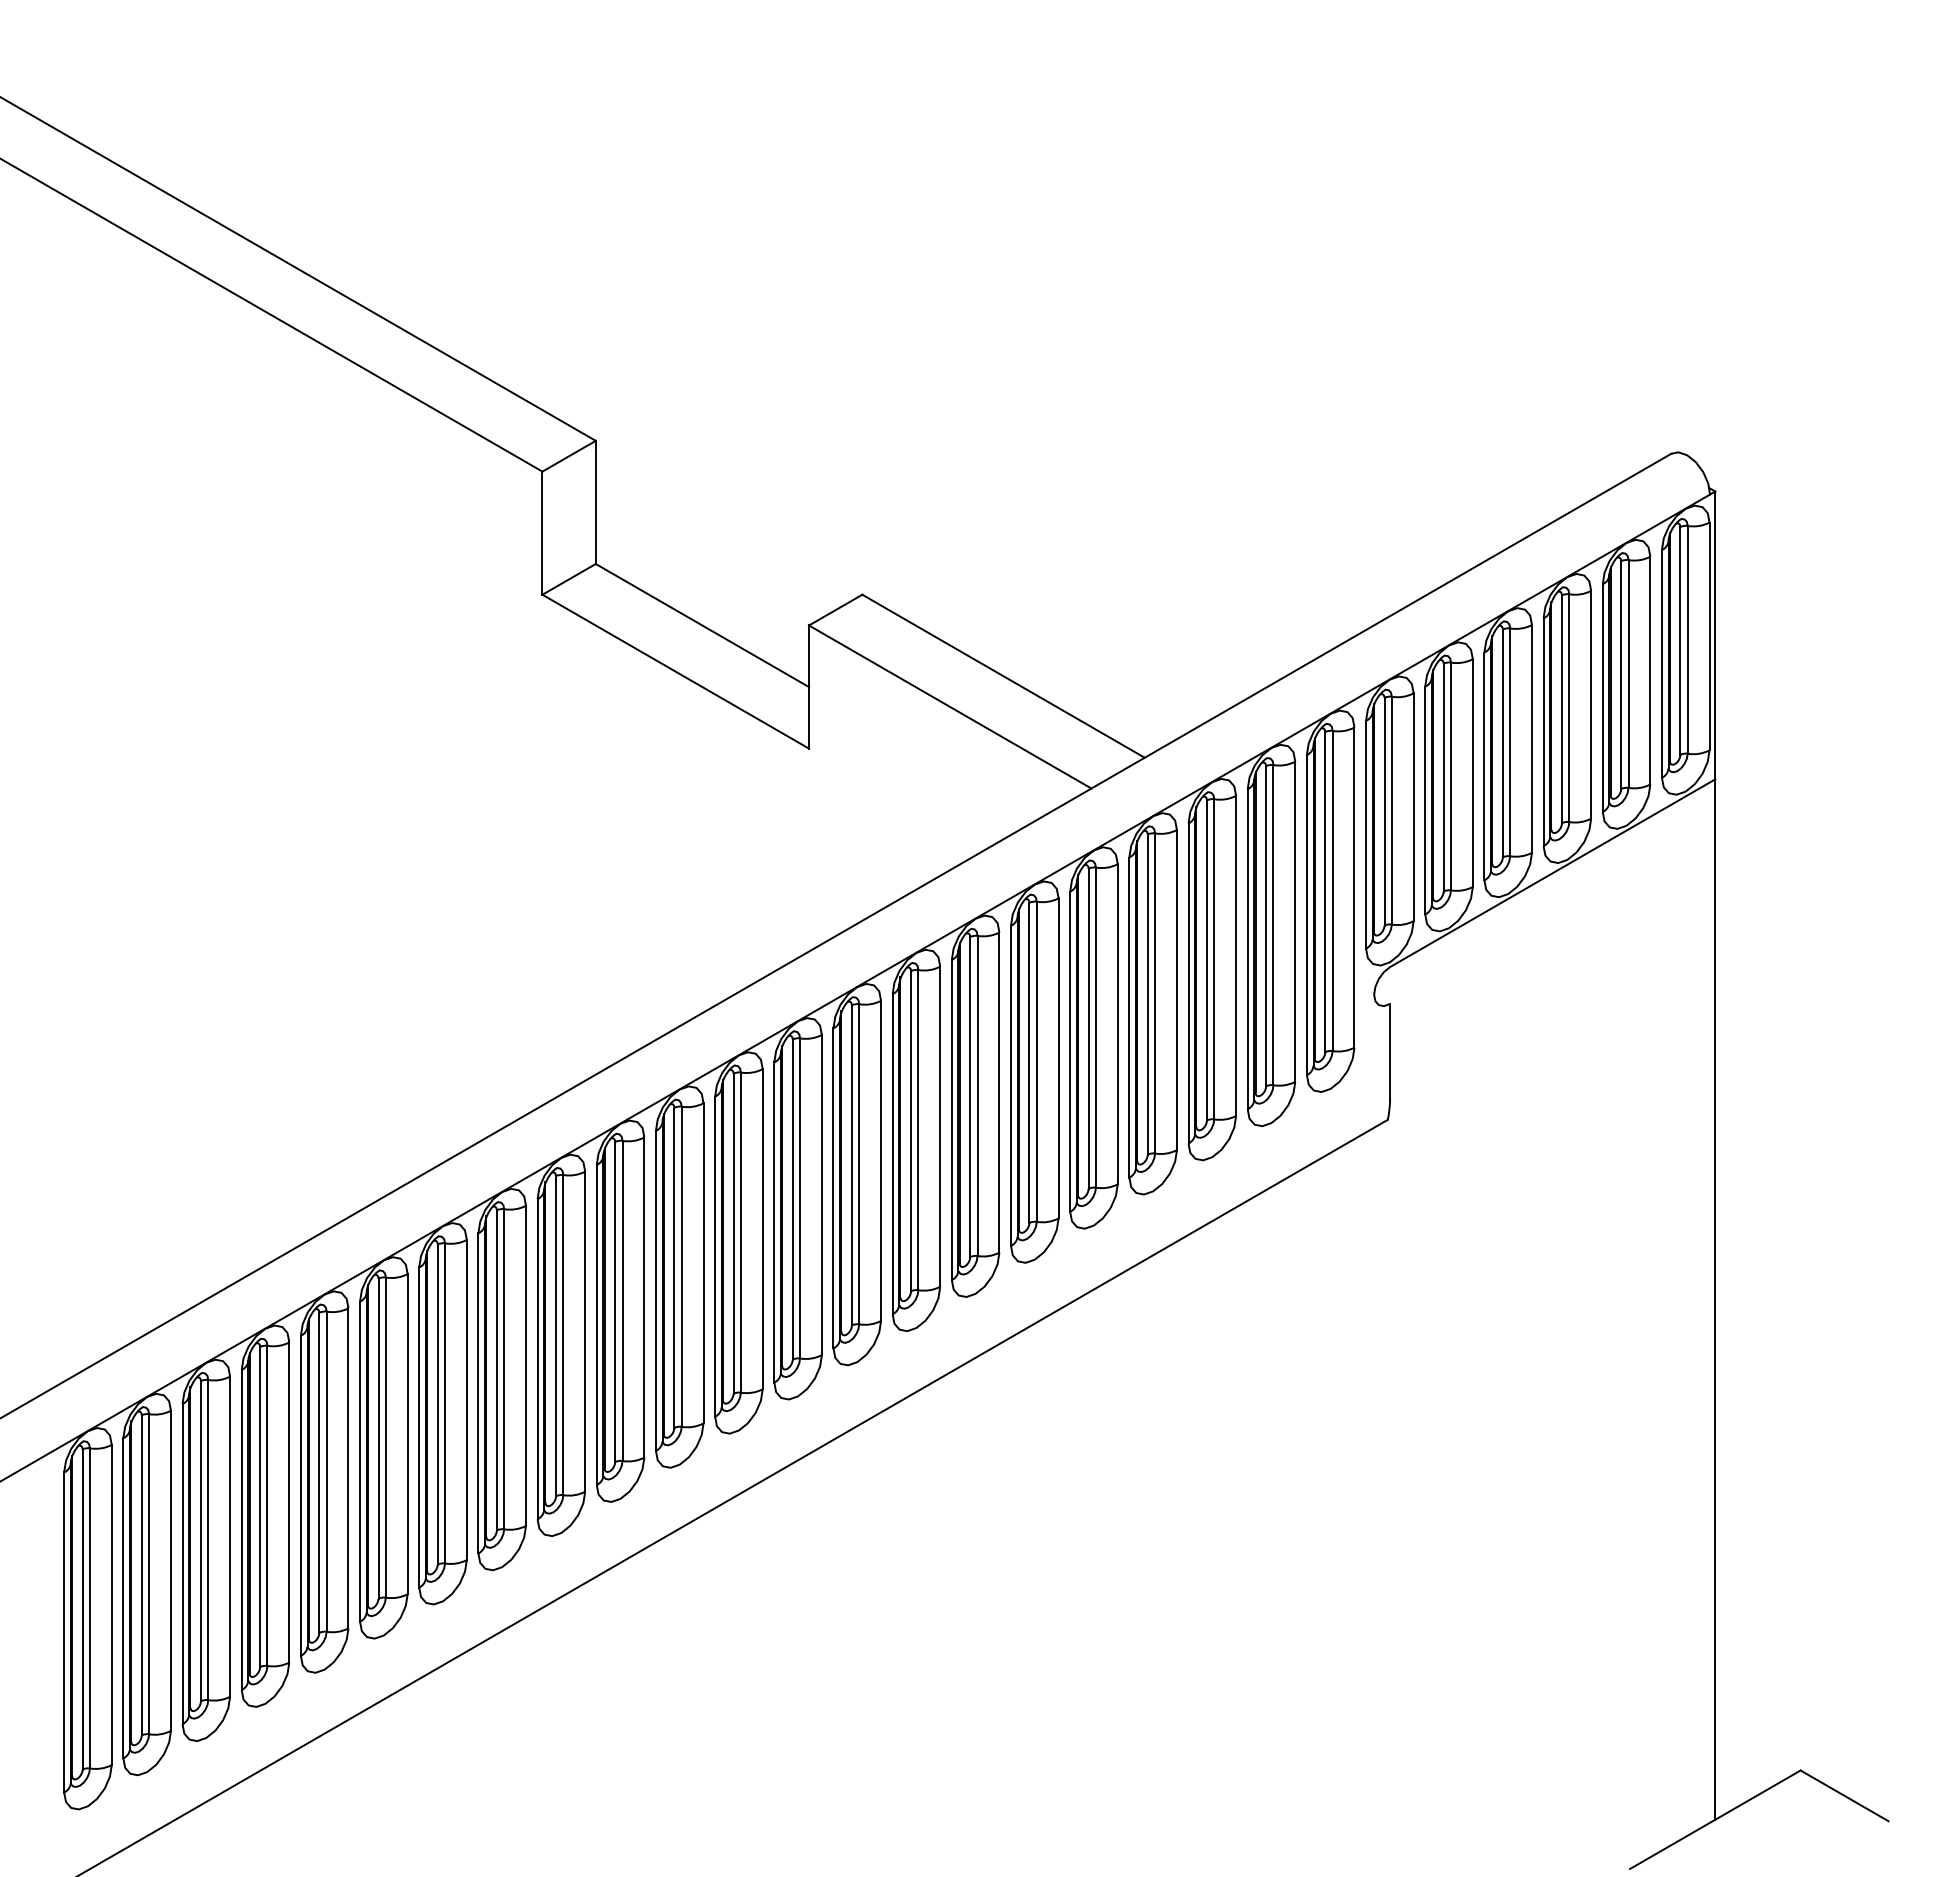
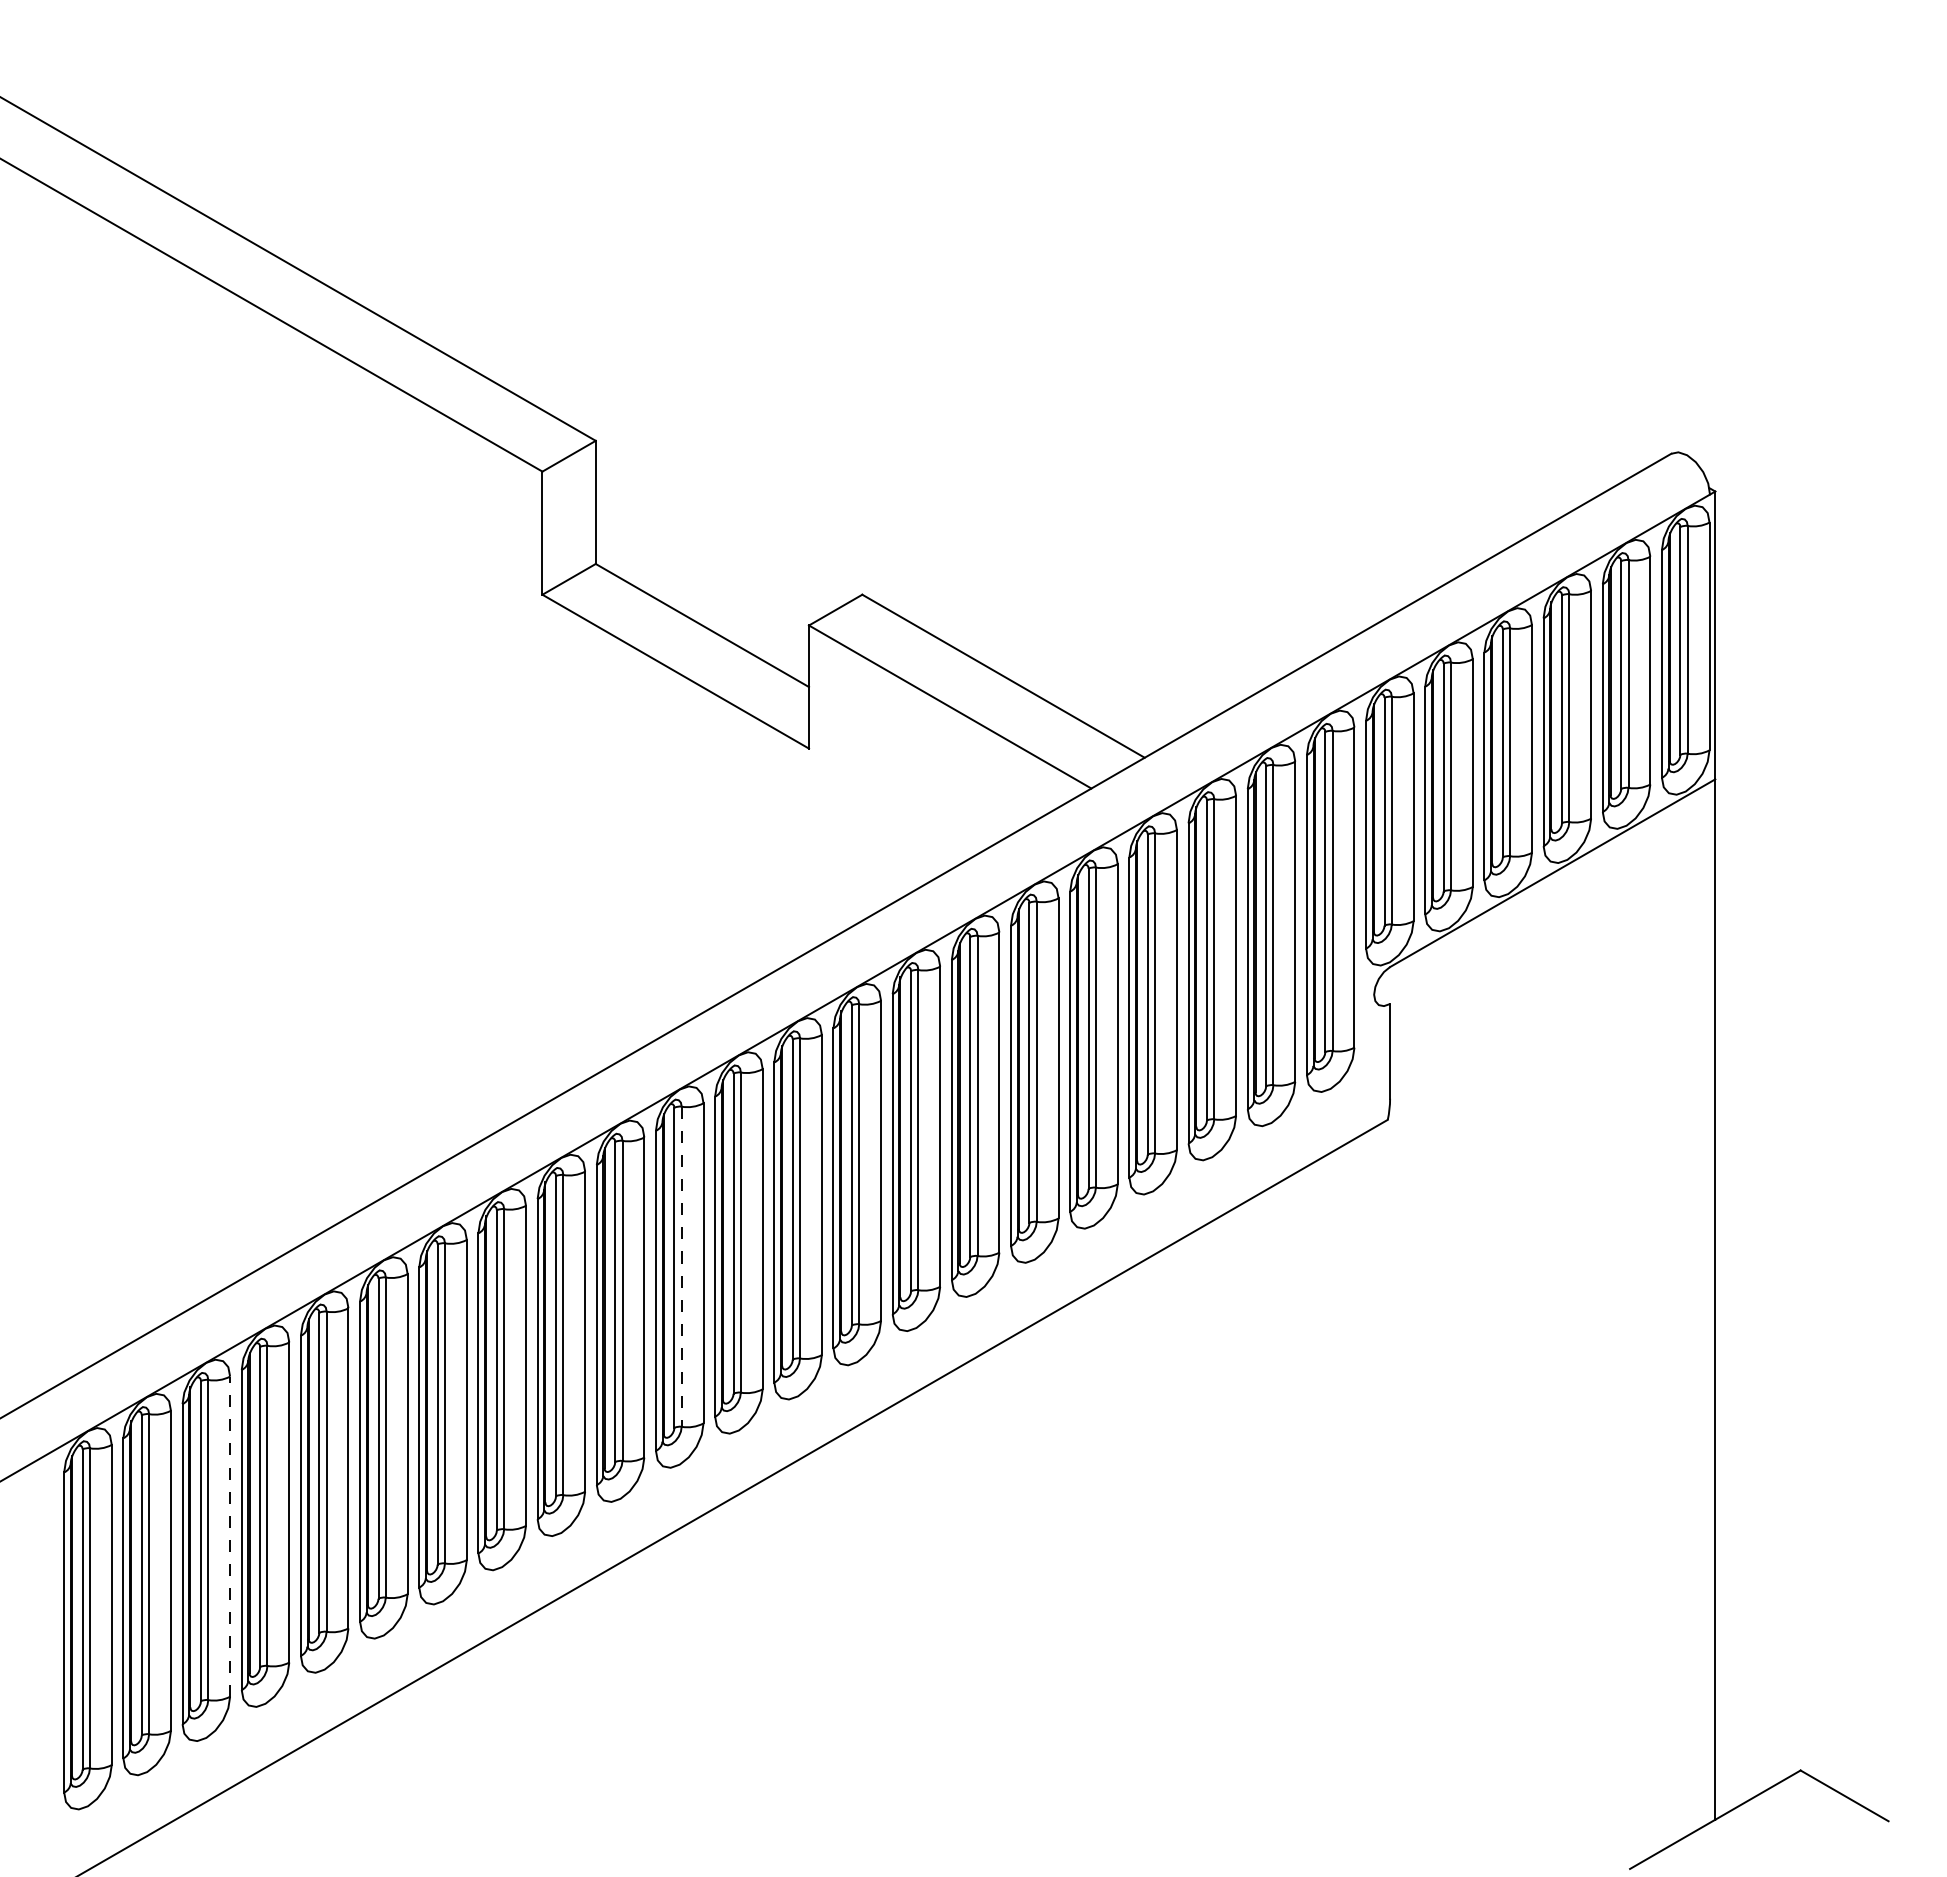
line: solid -> dashed (681, 1267)
line: solid -> dashed (230, 1536)
